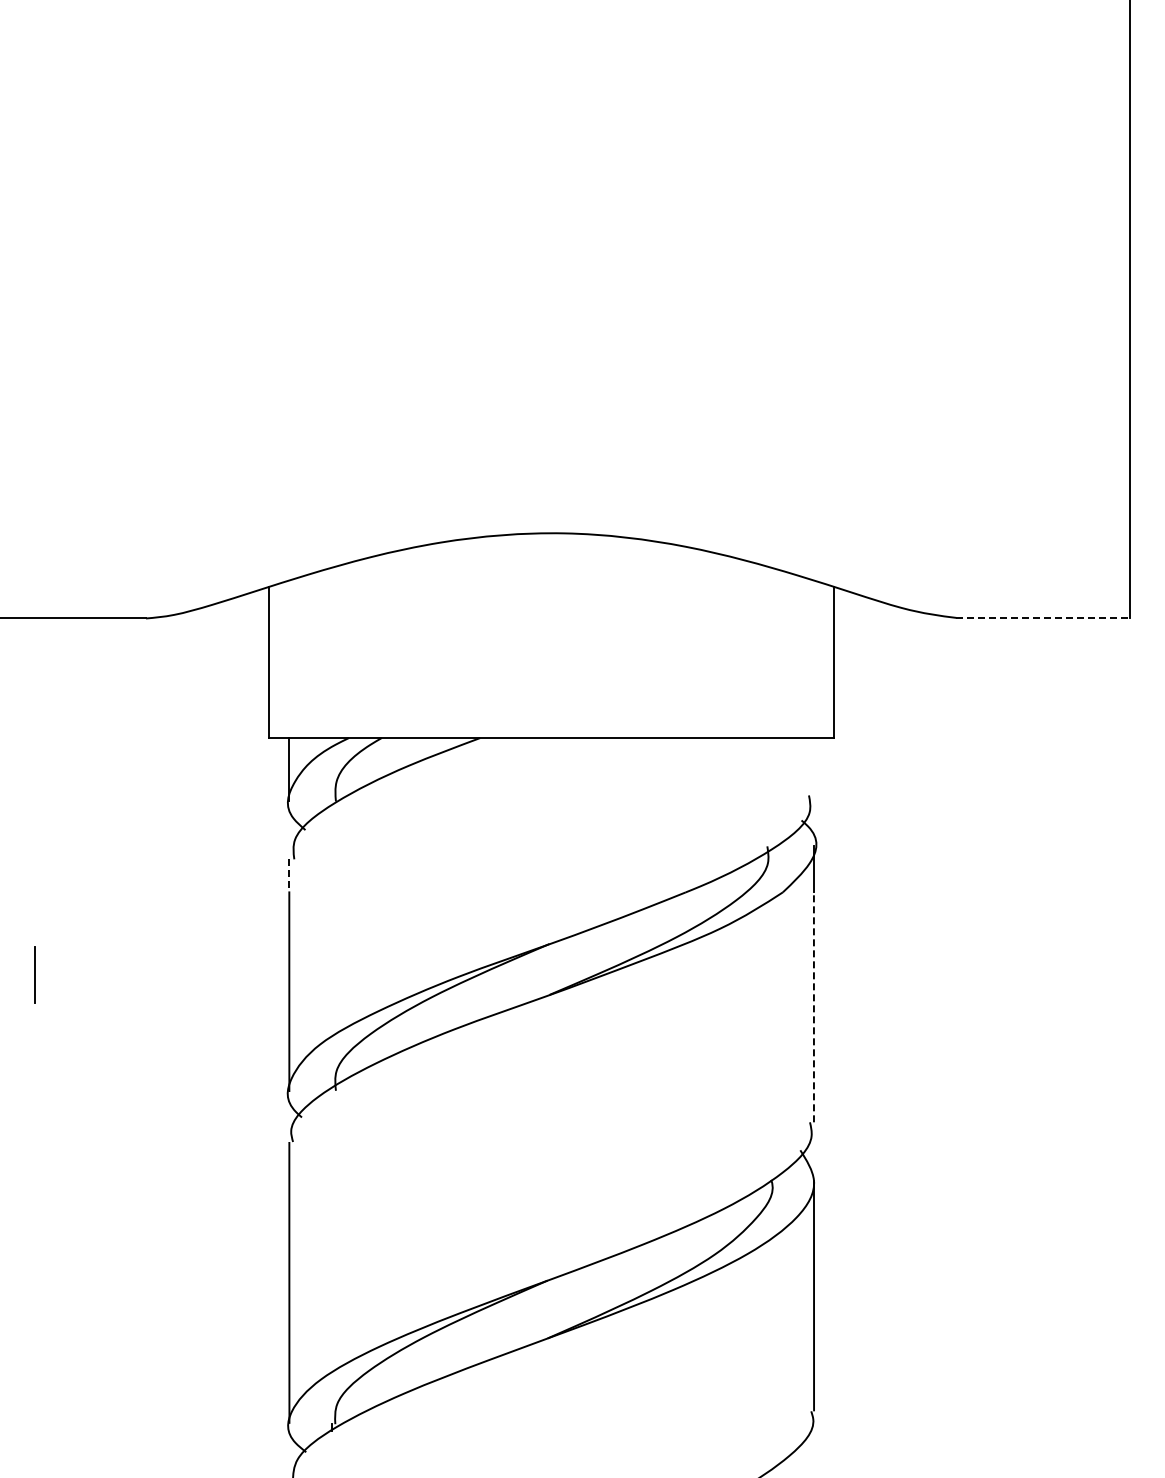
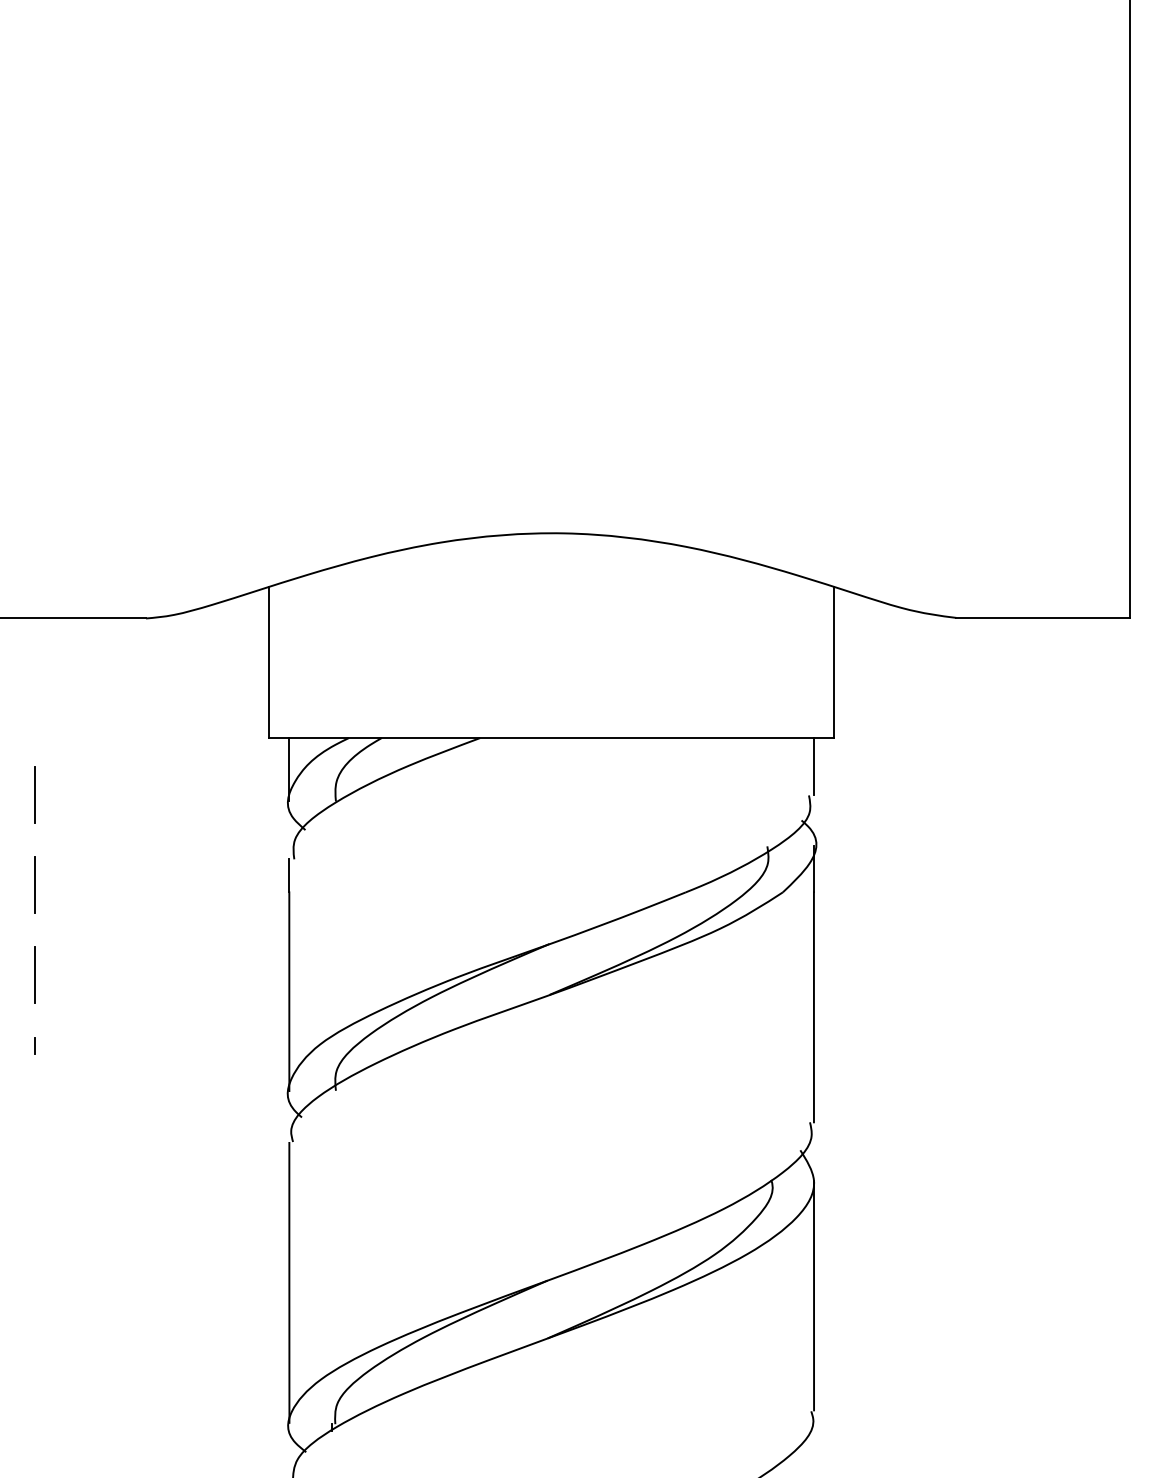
line: dashed -> solid (1043, 618)
line: none -> present (813, 766)
line: none -> present (34, 794)
line: dashed -> solid (289, 875)
line: none -> present (34, 885)
line: dashed -> solid (813, 1007)
line: none -> present (34, 1045)
